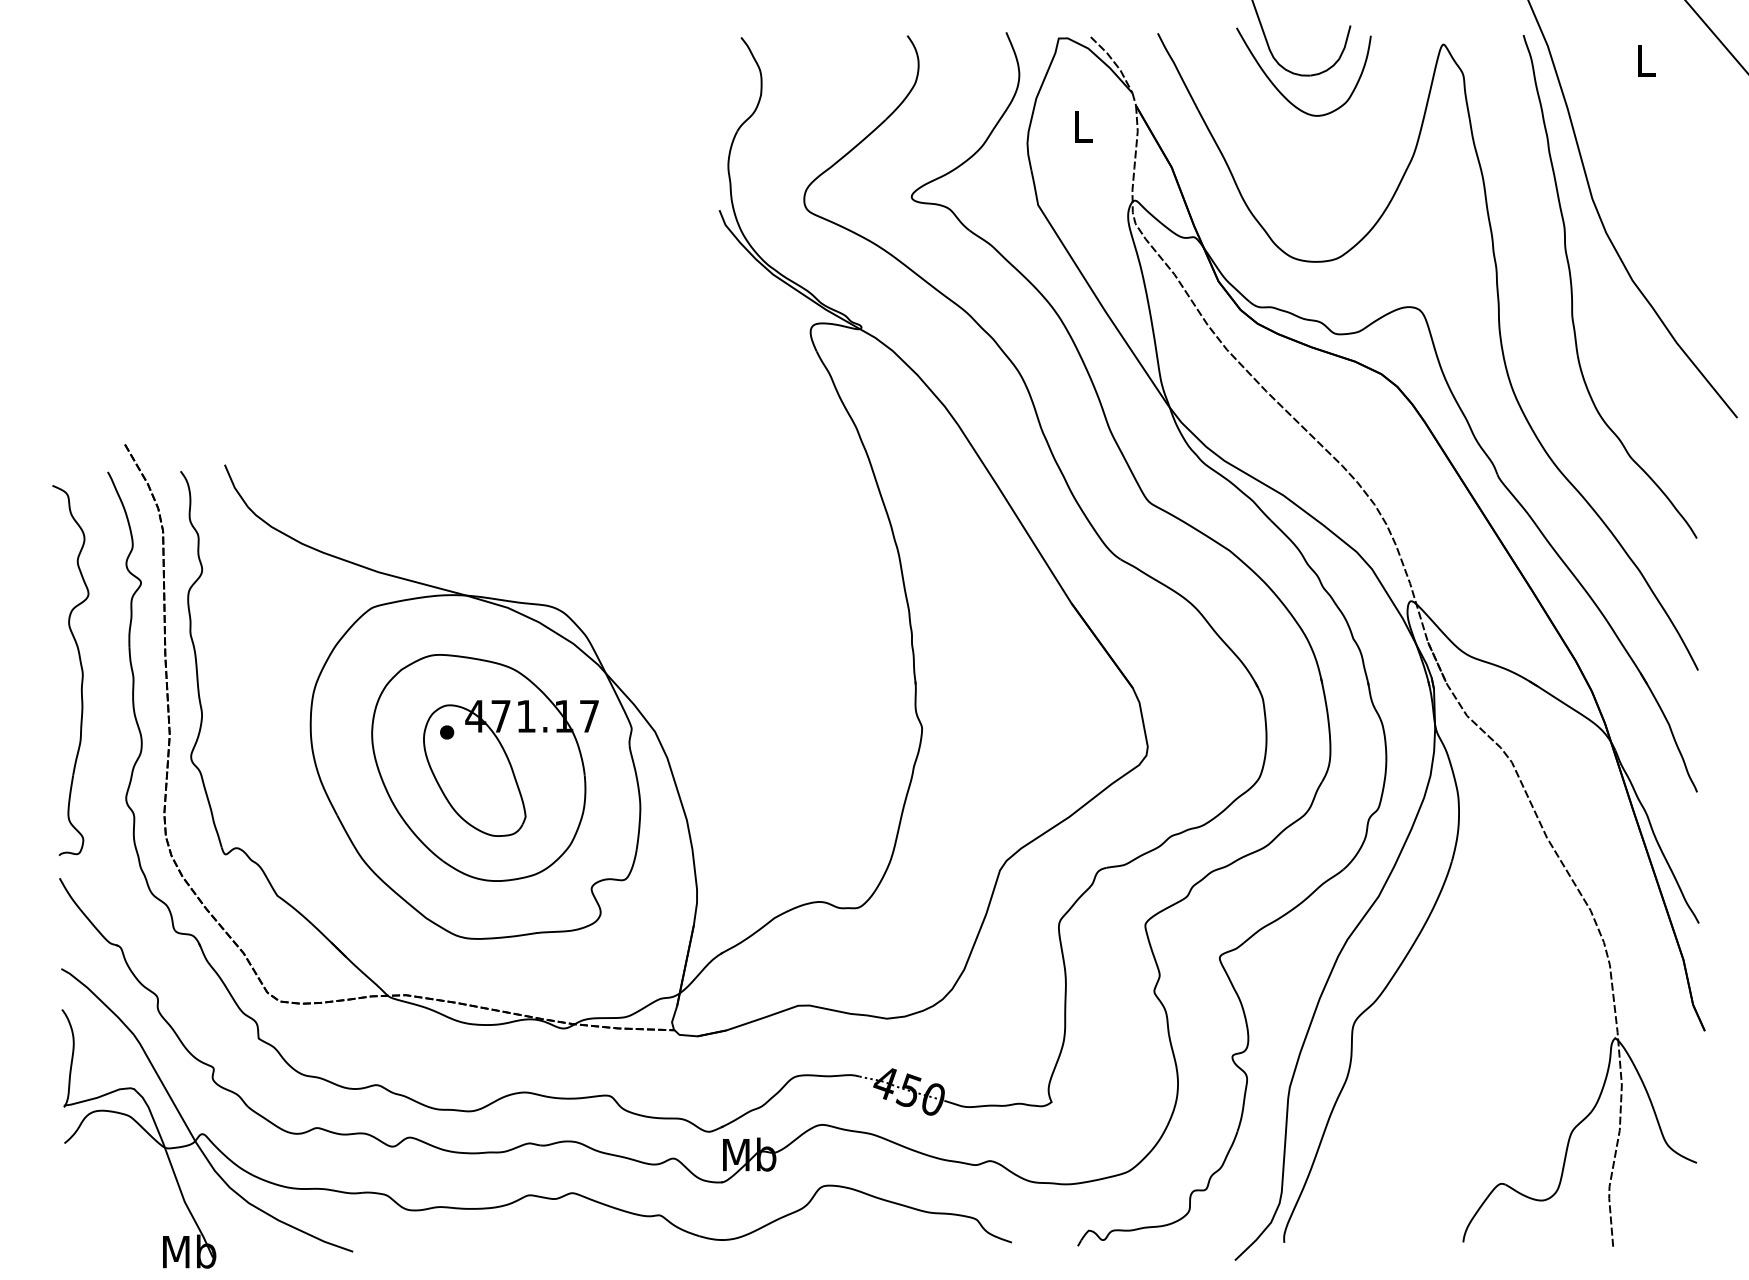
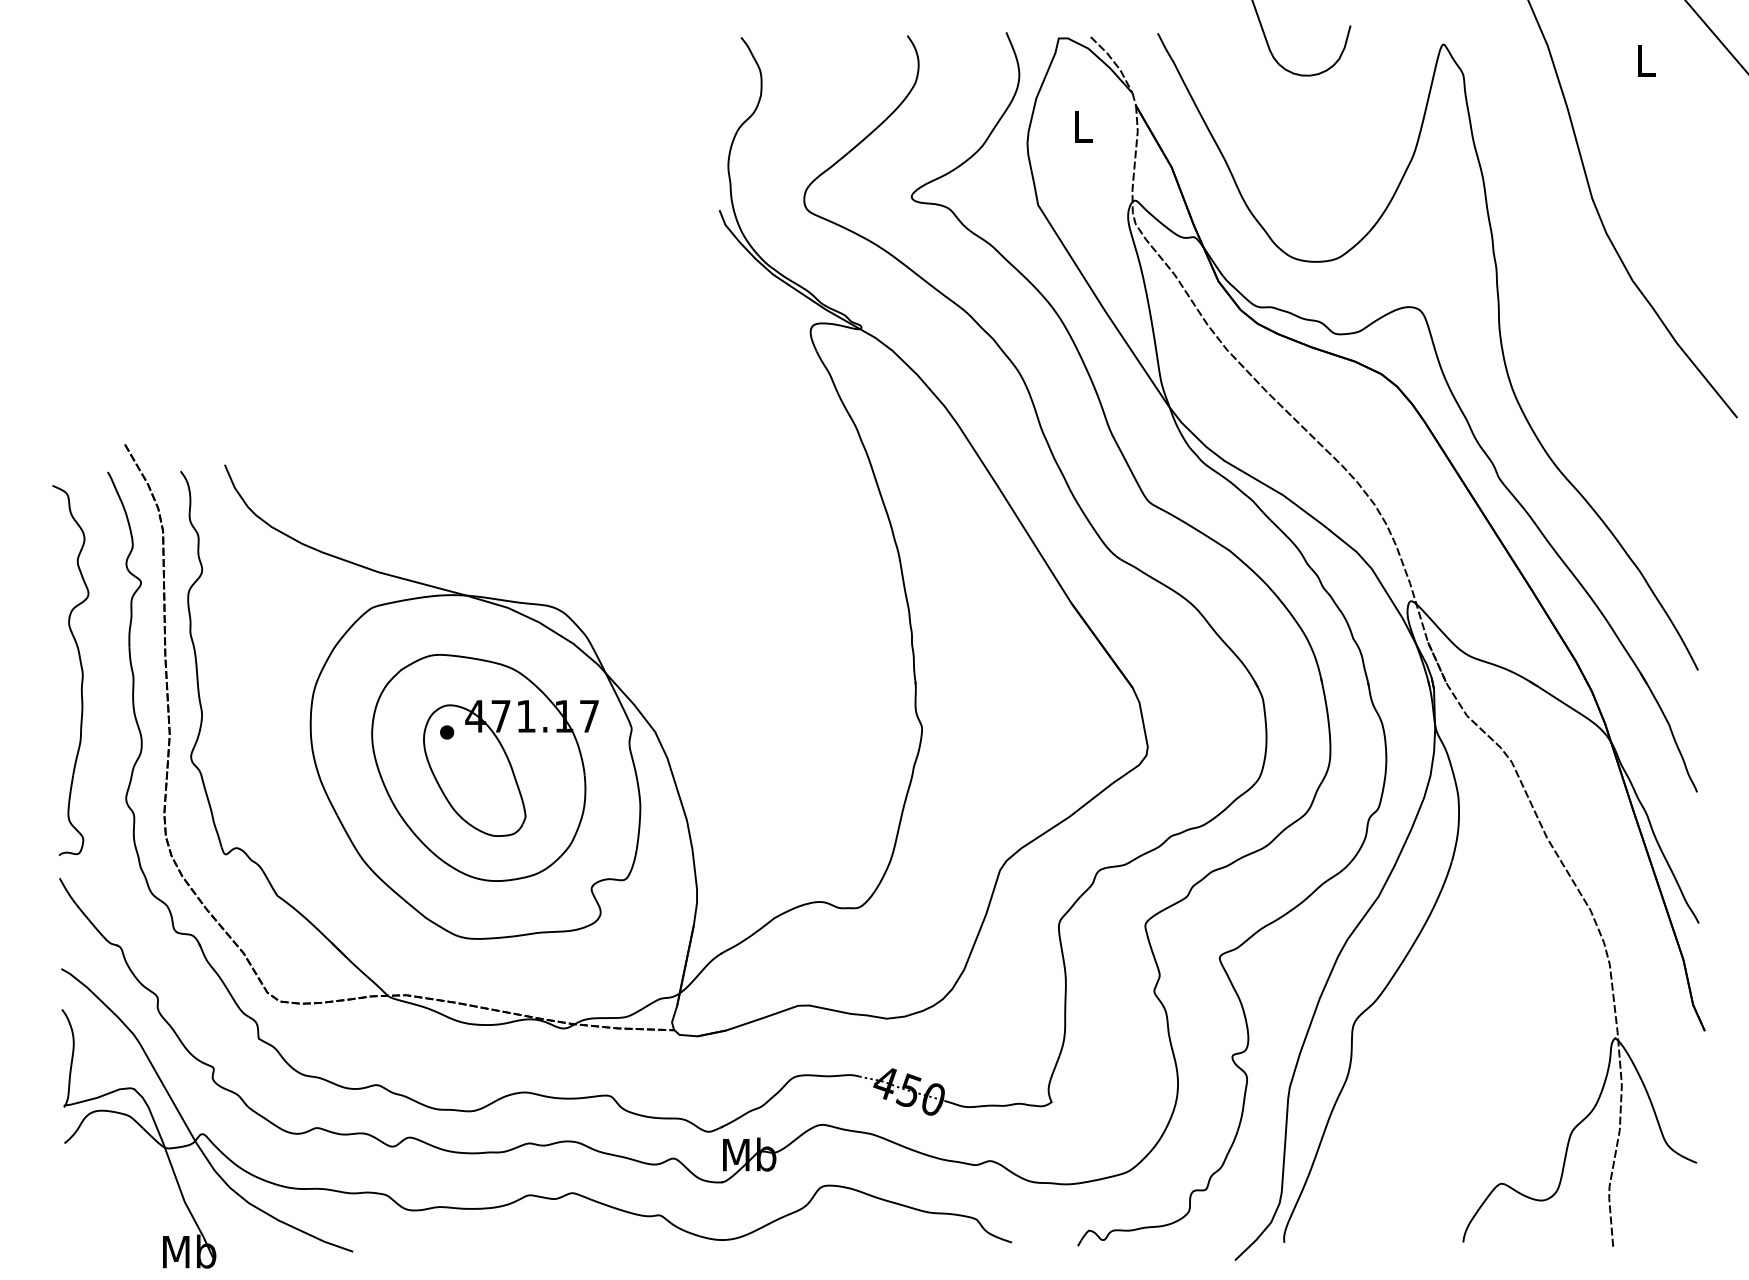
curve: present -> none (1281, 92)
part: present -> none (1572, 286)
